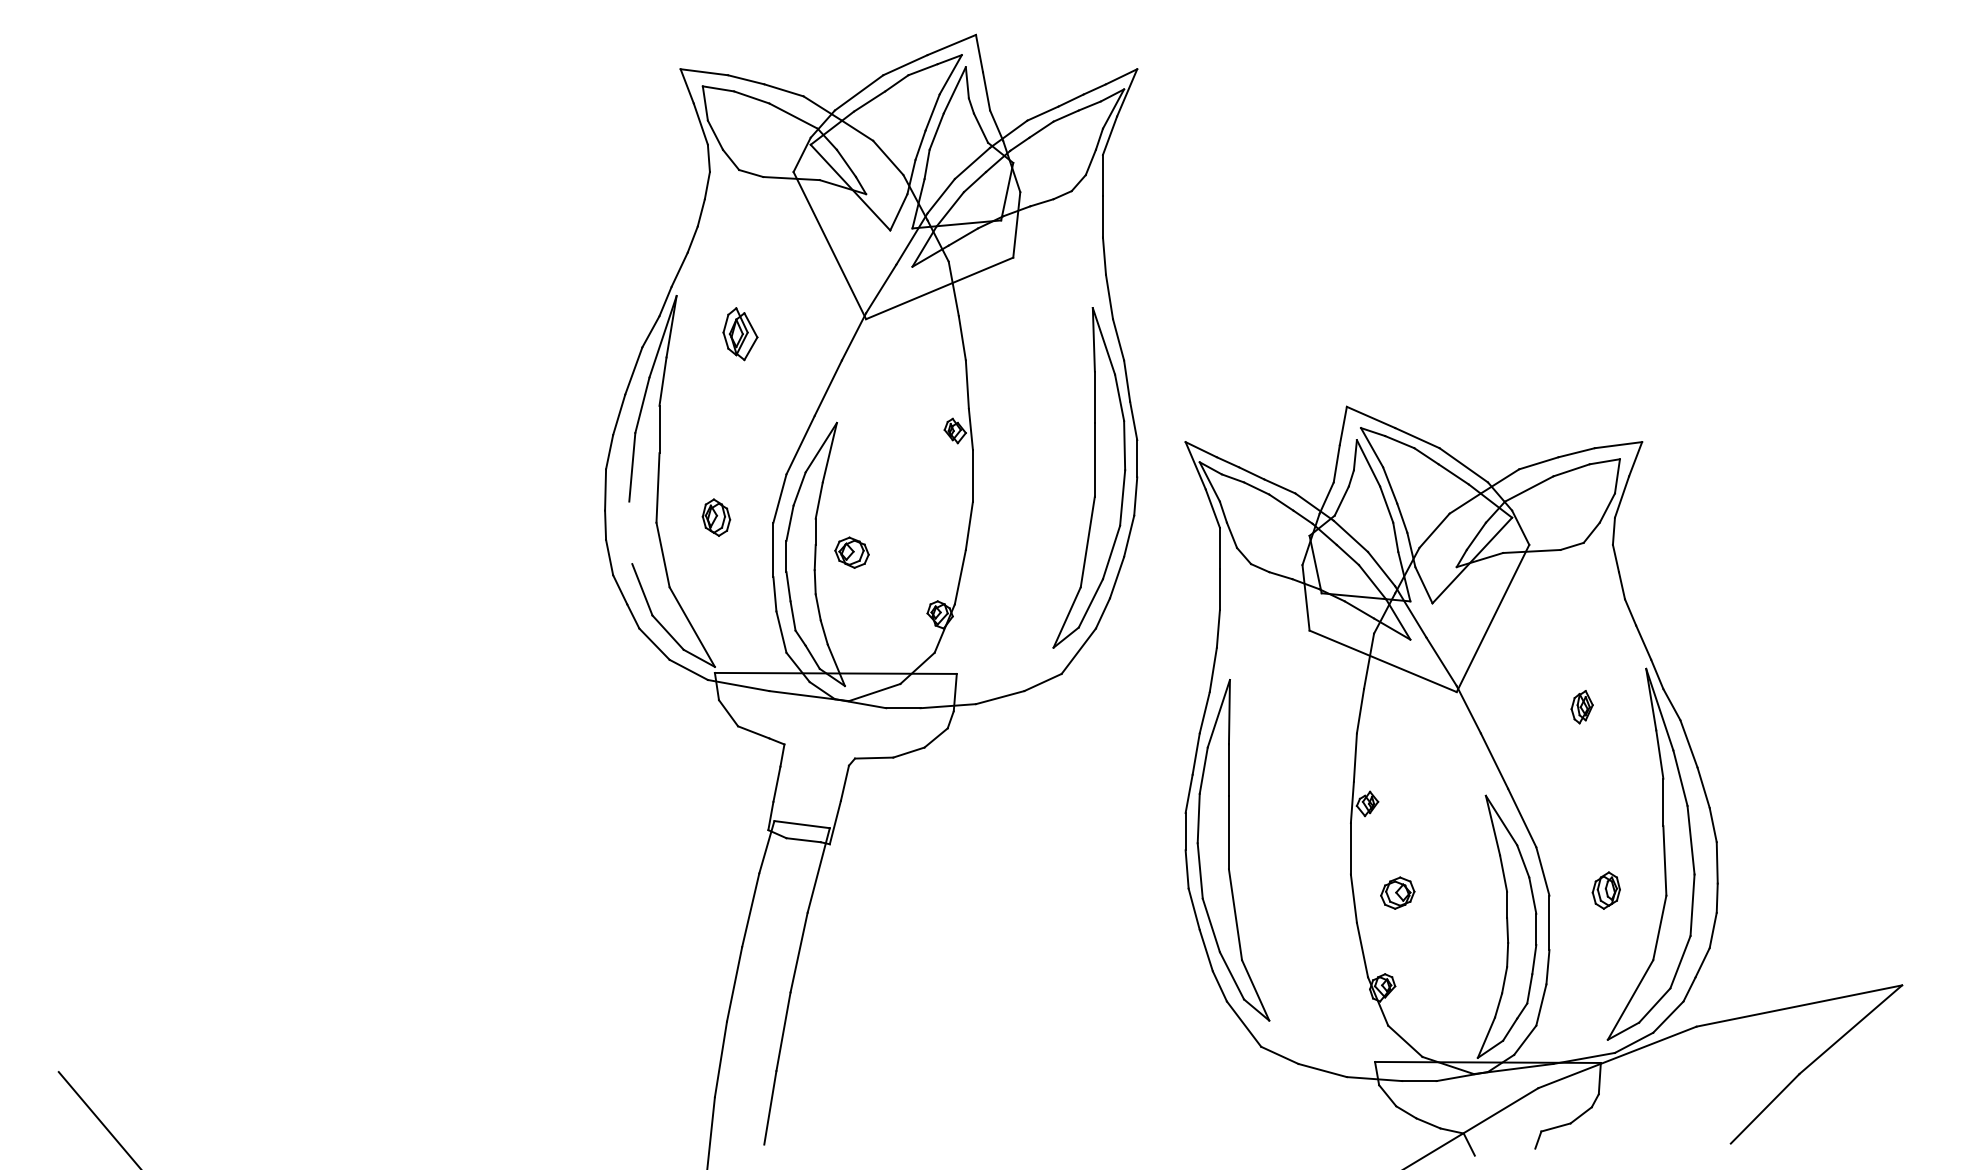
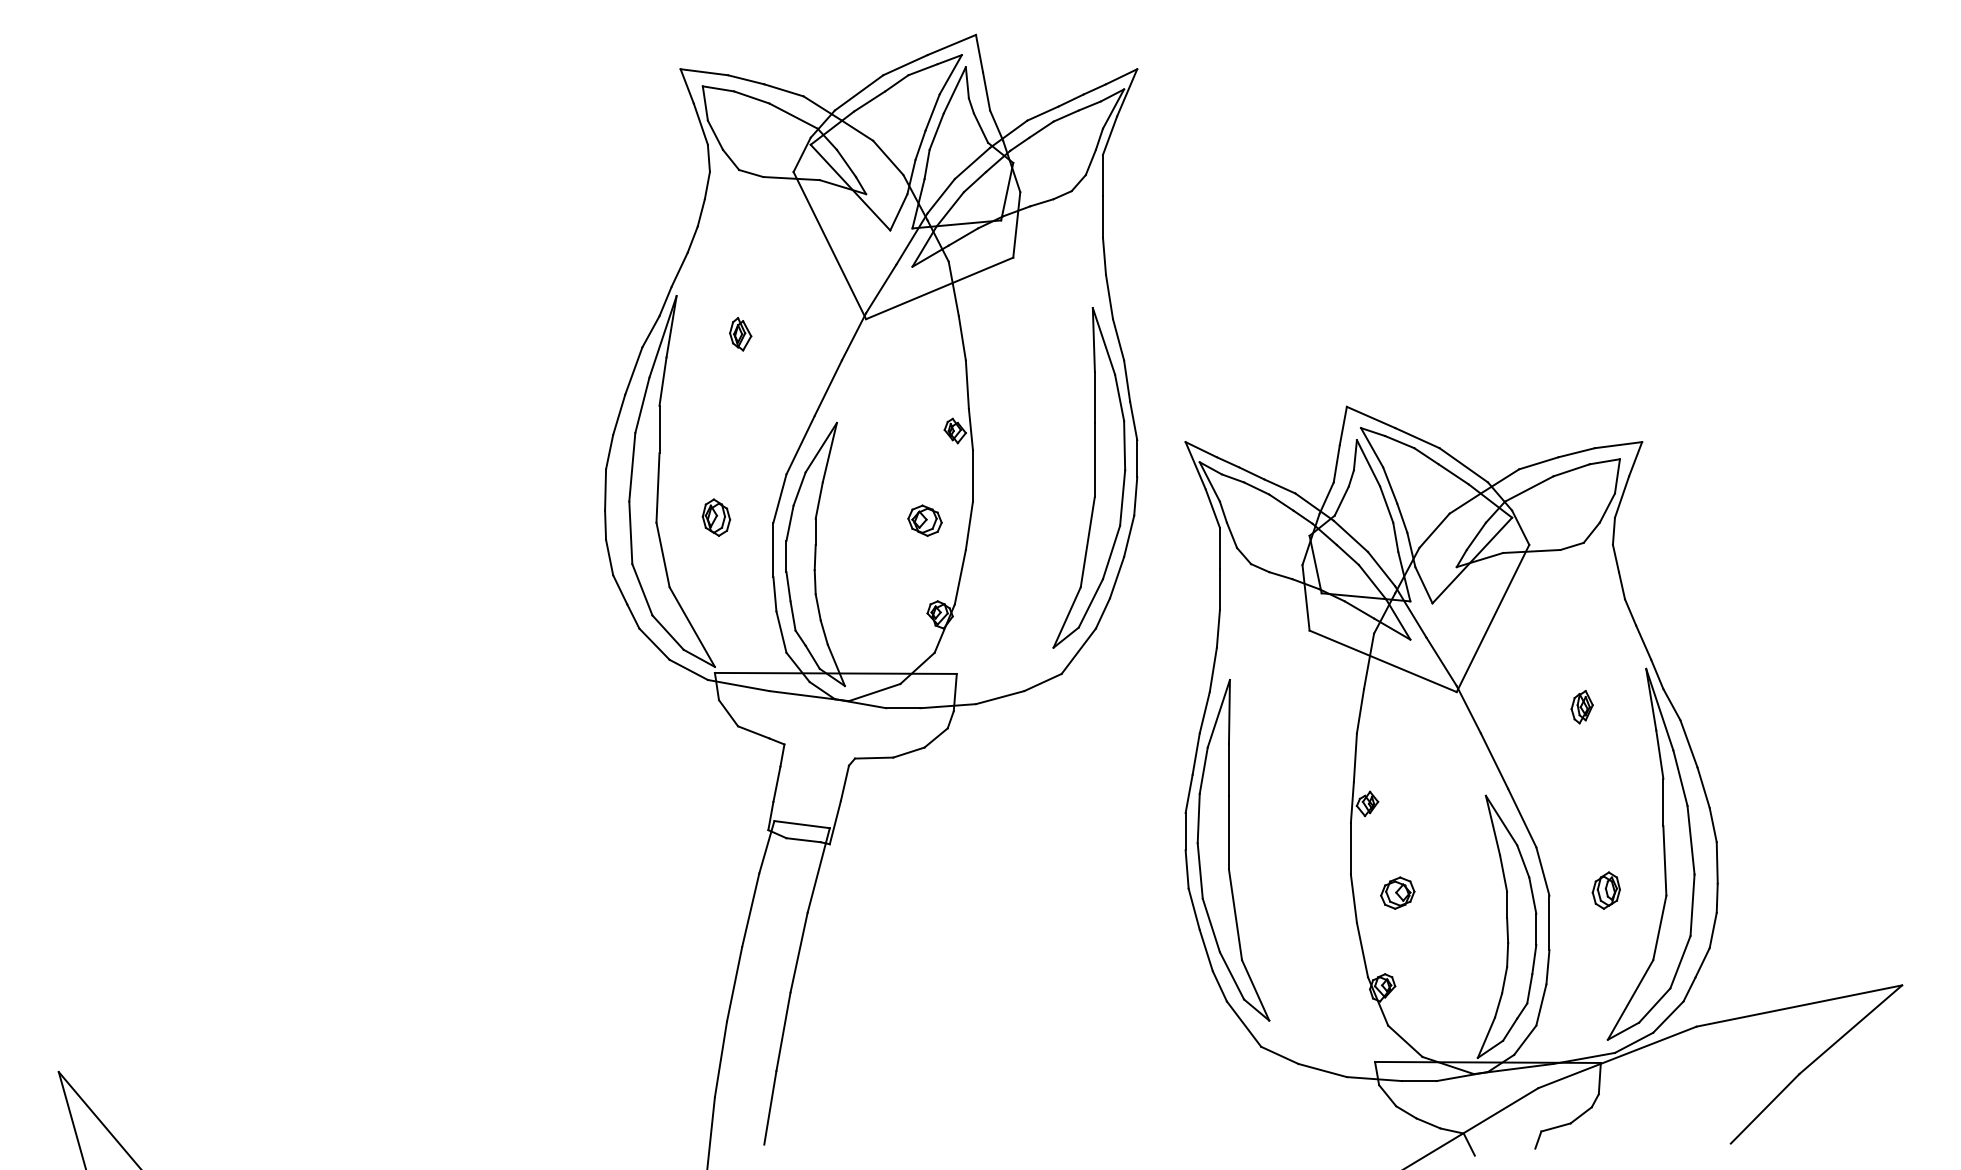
part size: 37x55 px -> 24x35 px (740, 334)
line: none -> present (630, 532)
part position: (851, 552) -> (924, 520) (924, 520)
line: none -> present (71, 1119)
